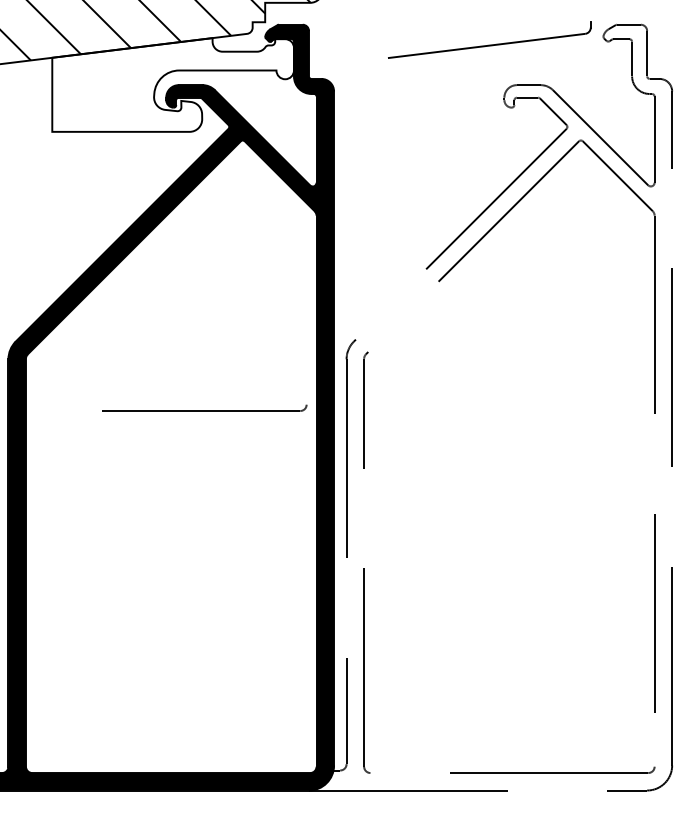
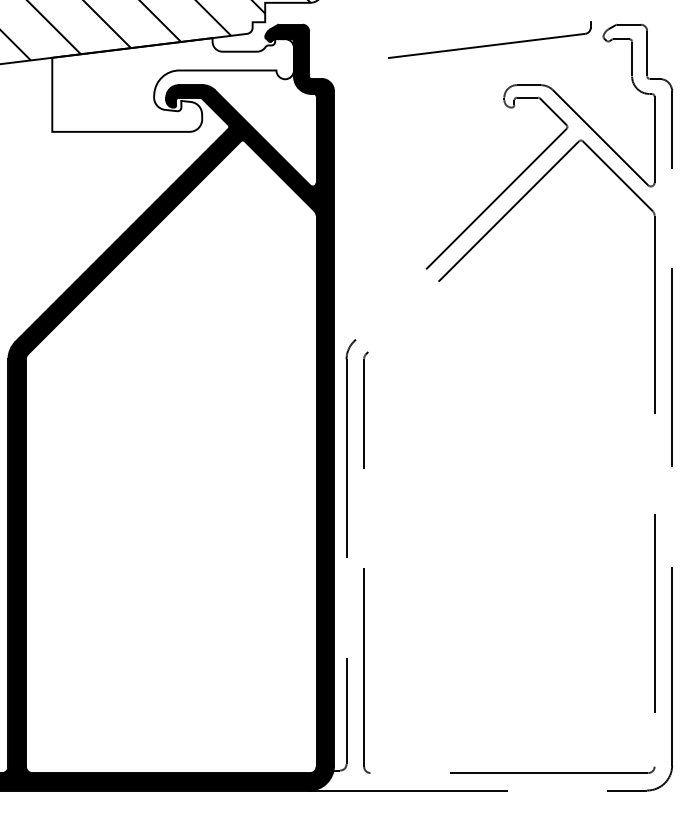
part: present -> none (204, 407)
